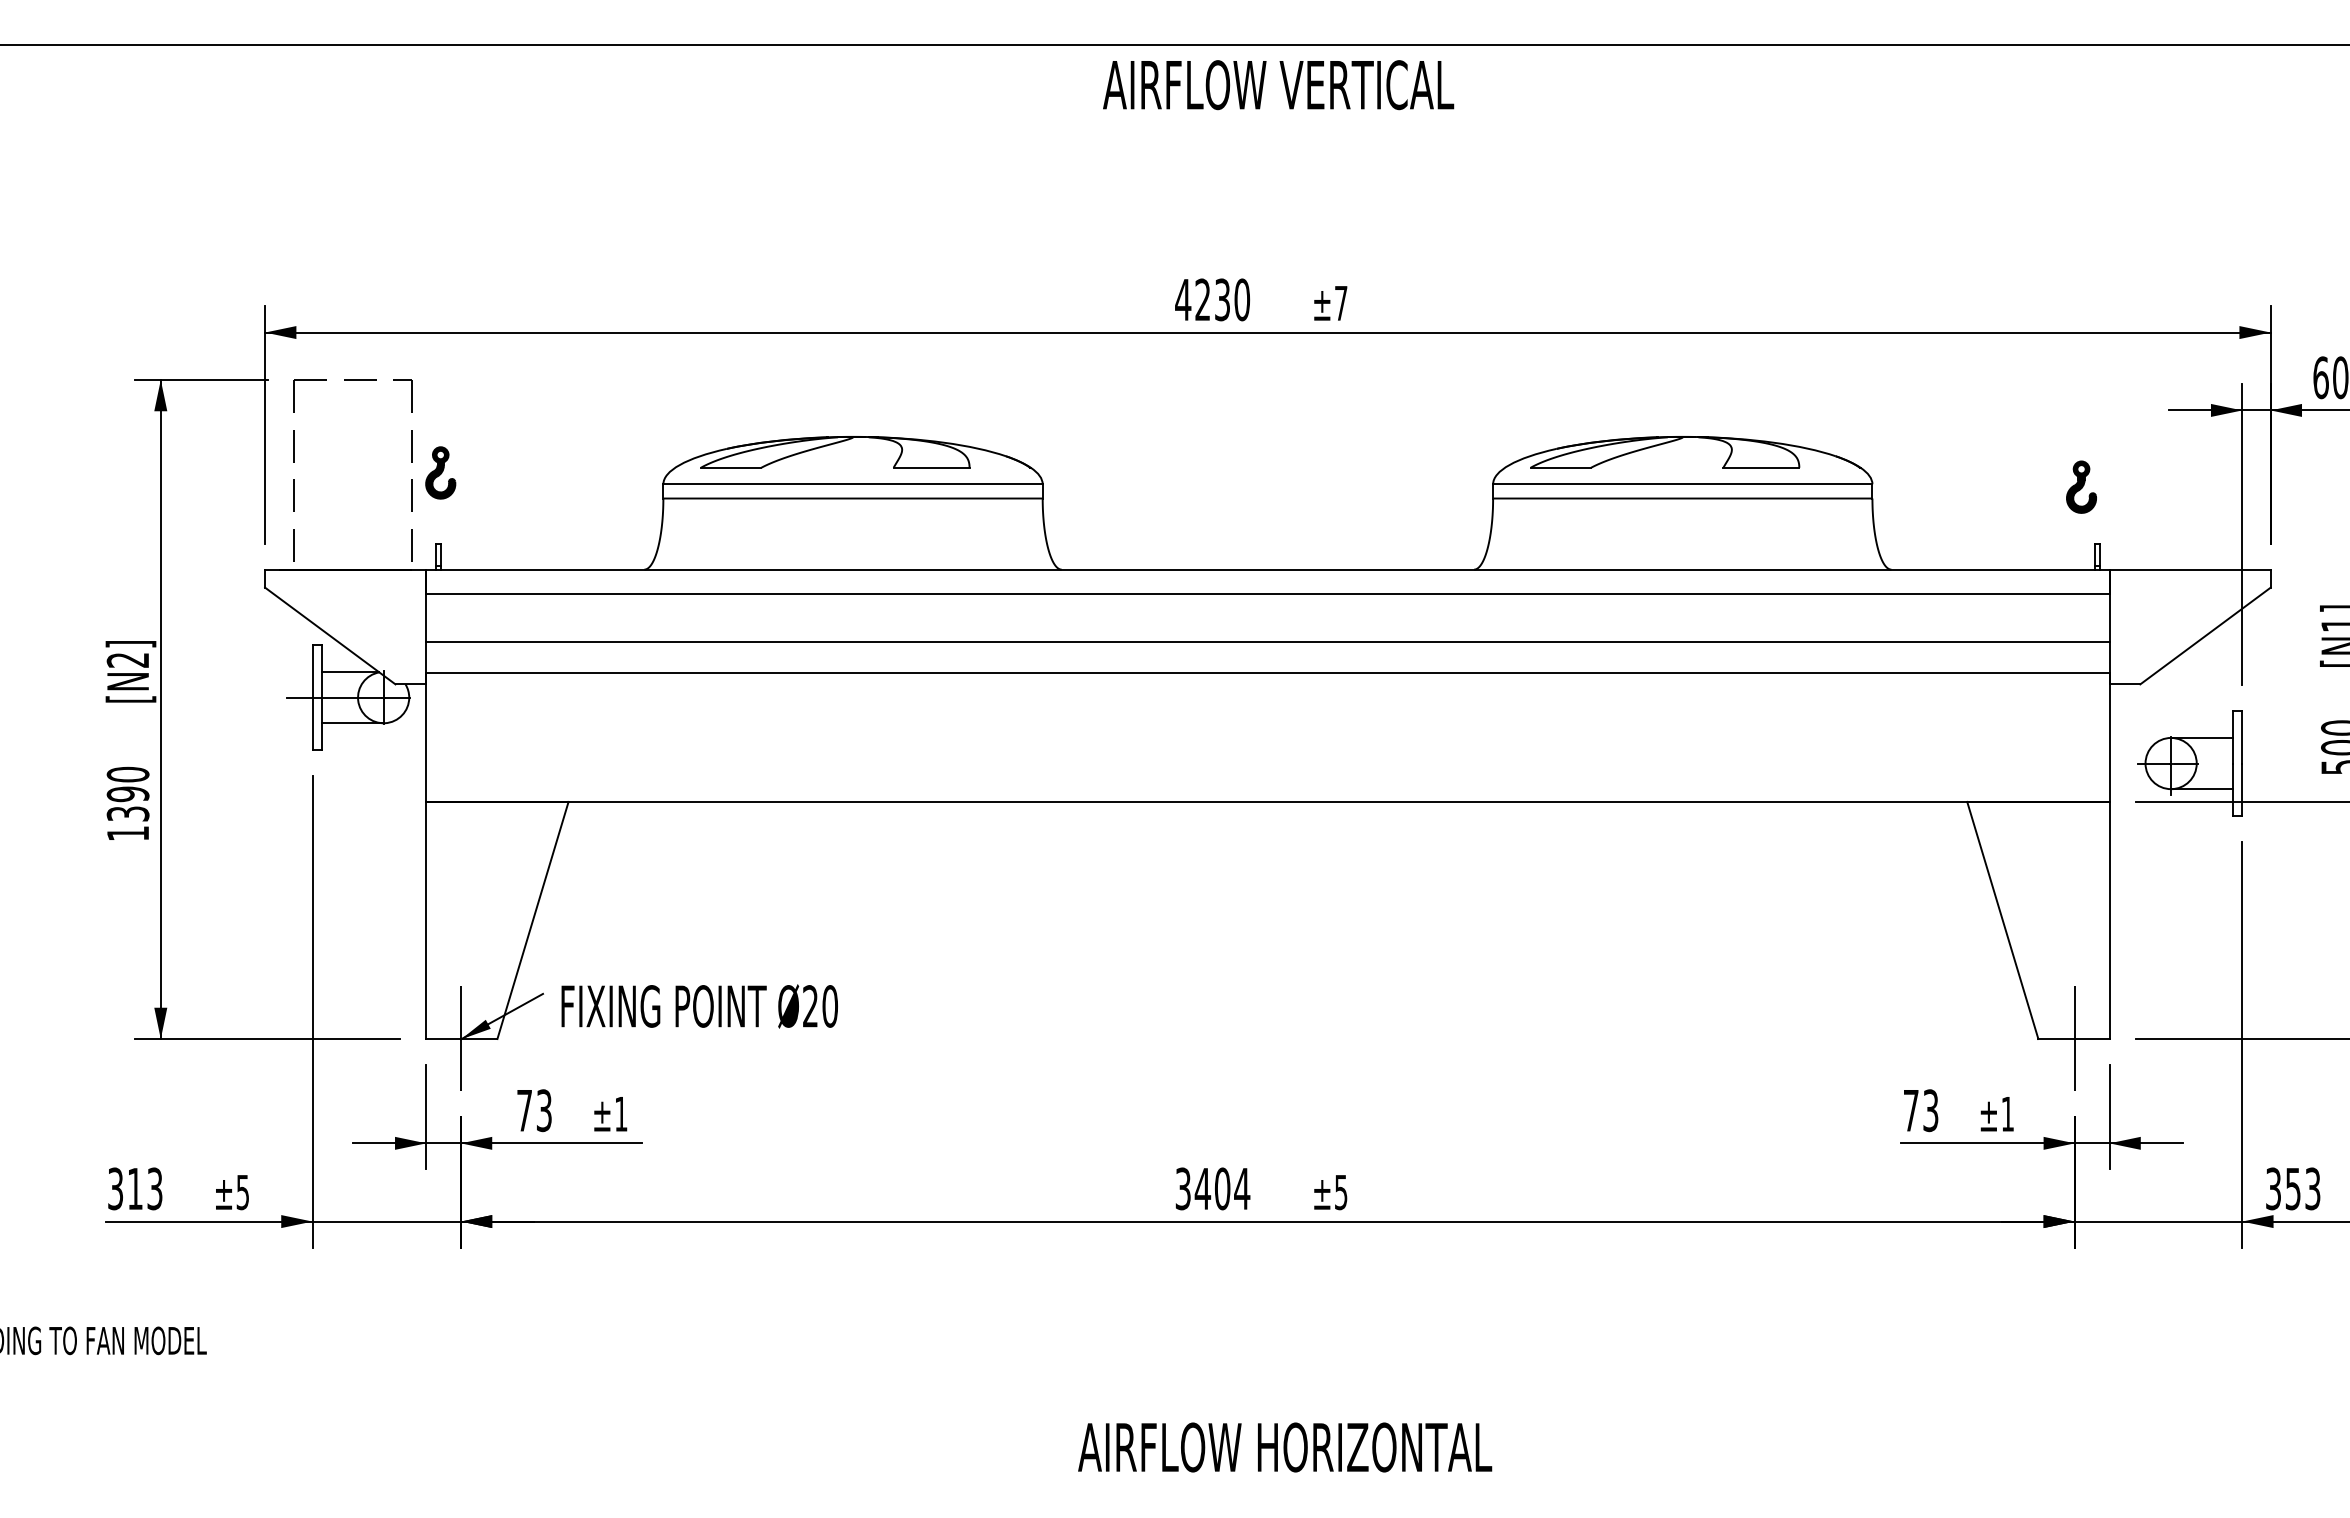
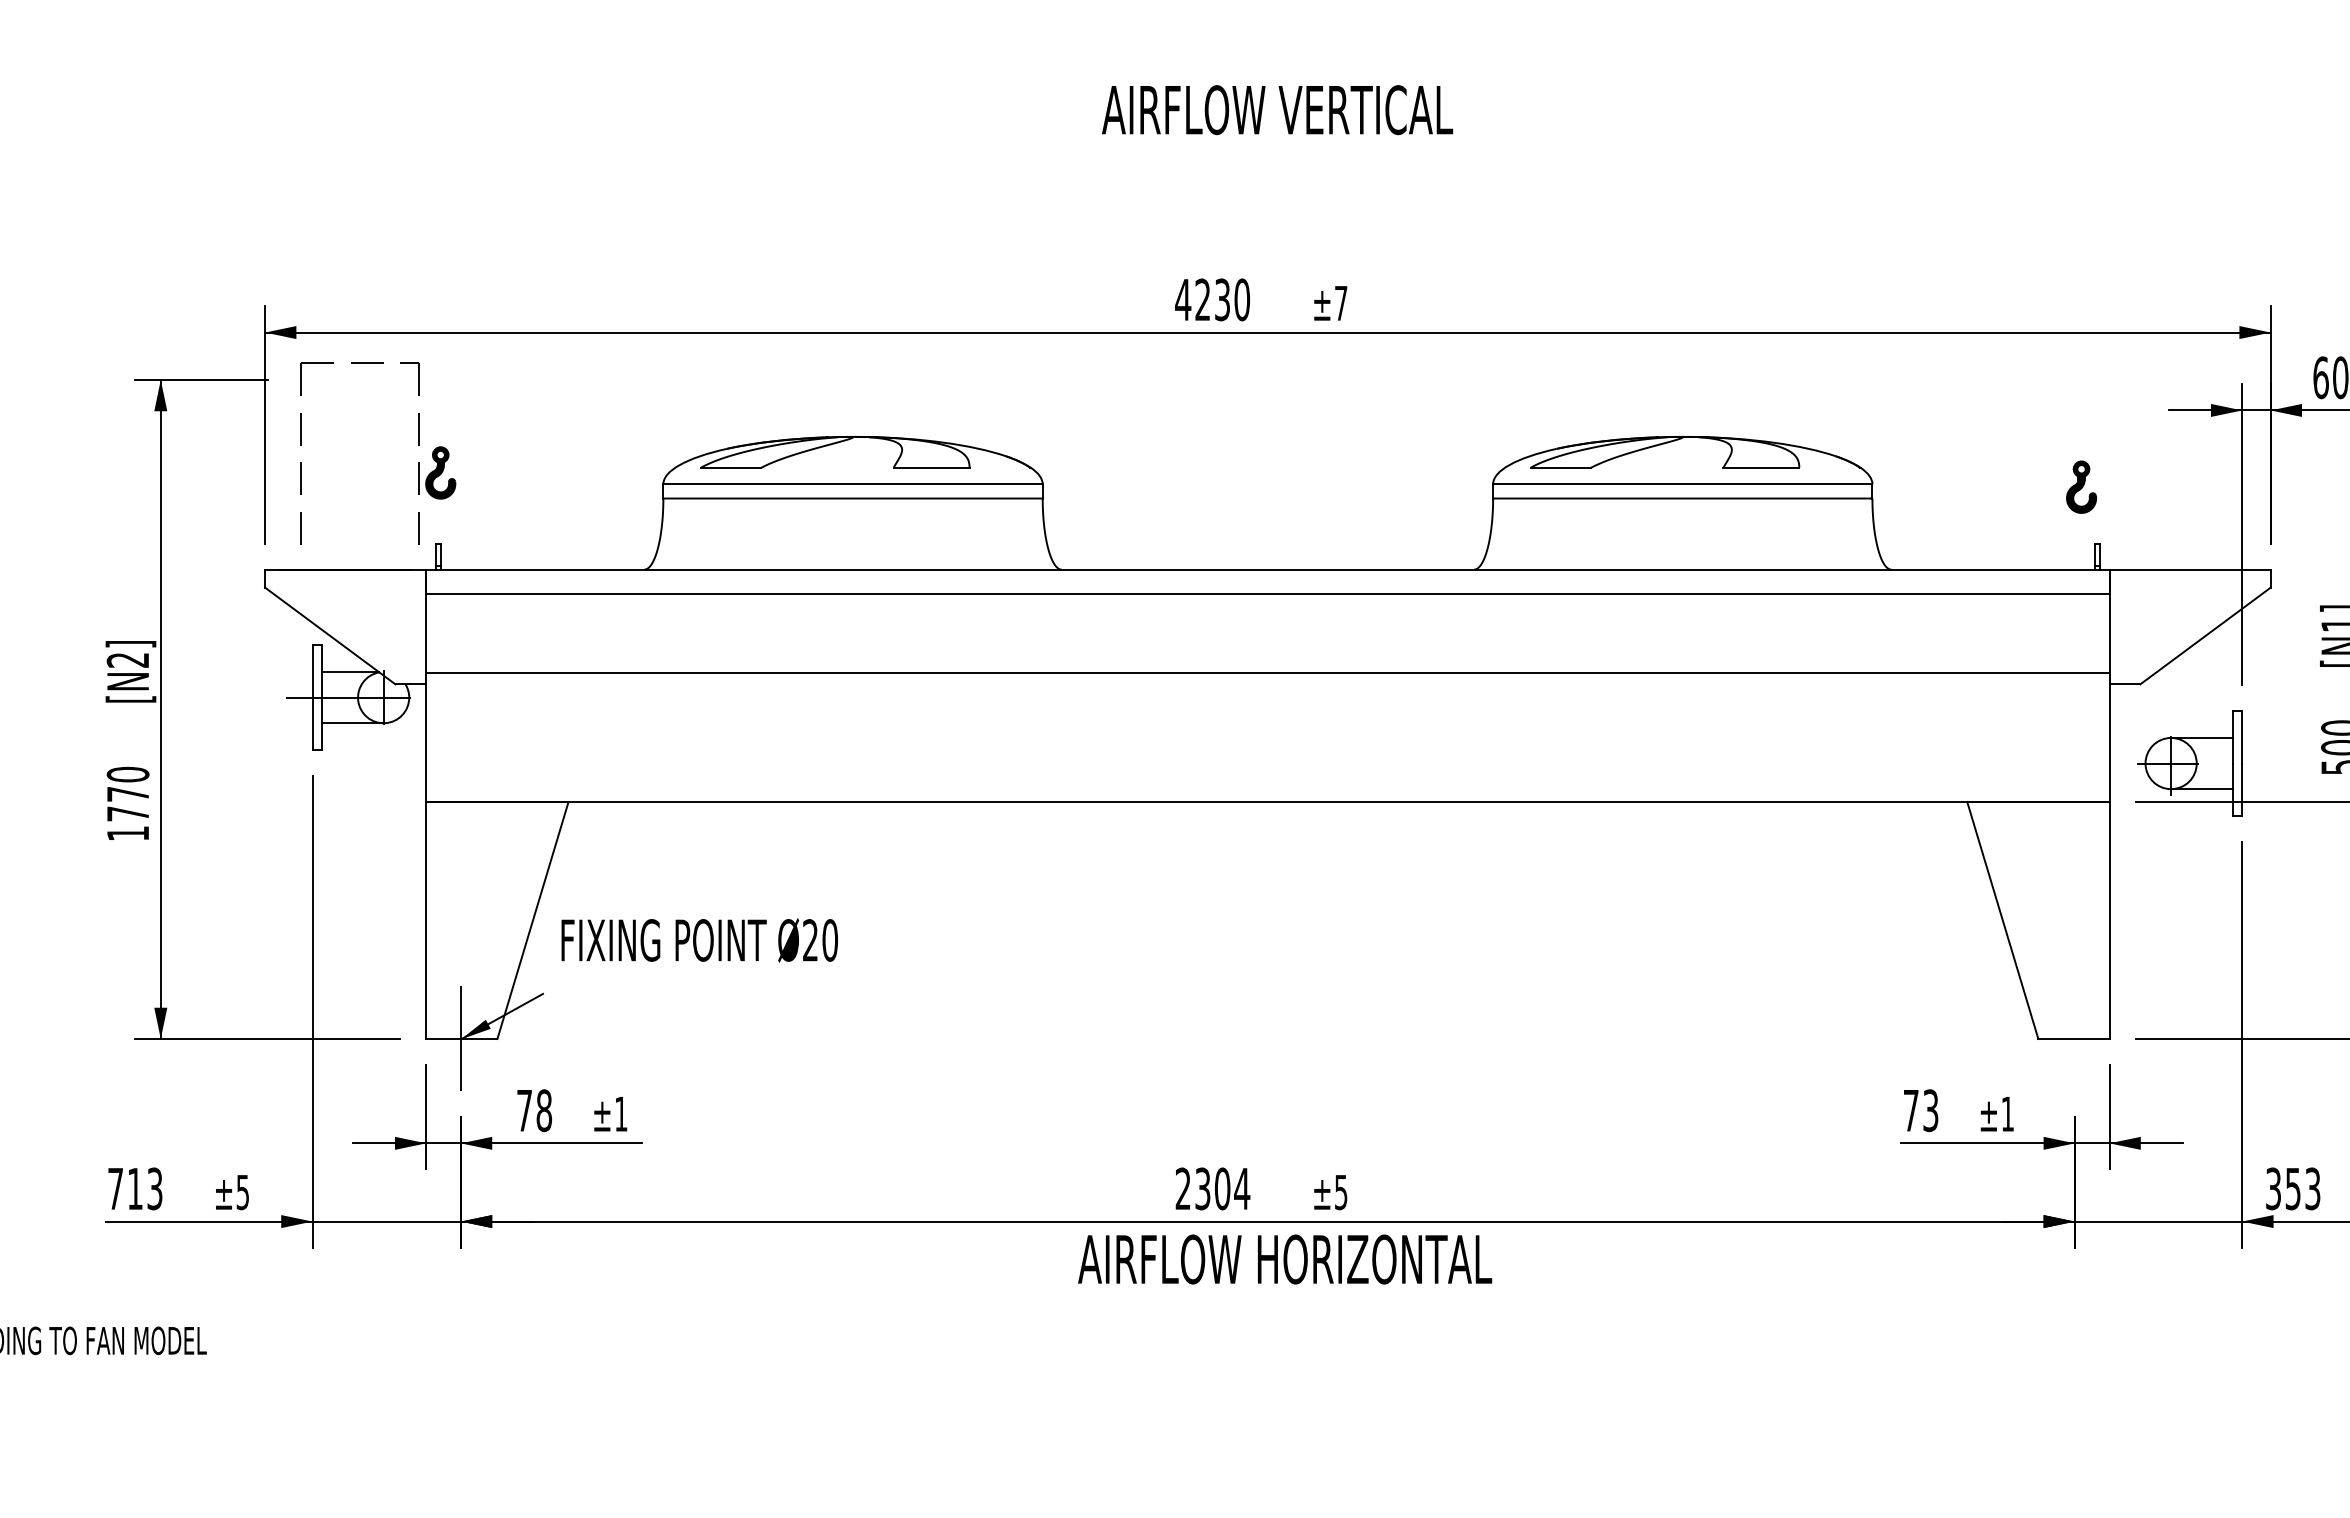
line: present -> none (1174, 45)
text position: (1278, 85) -> (1277, 110) (1277, 110)
part position: (294, 462) -> (301, 445) (301, 445)
line: present -> none (1267, 641)
text: 1390 -> 1770 (127, 803)
text position: (699, 1006) -> (699, 940) (699, 940)
line: present -> none (2074, 1038)
text: 73 -> 78 (544, 1110)
text: 313 -> 713 (115, 1188)
text: 3404 -> 2304 (1193, 1188)
text position: (1285, 1447) -> (1285, 1259) (1285, 1259)
